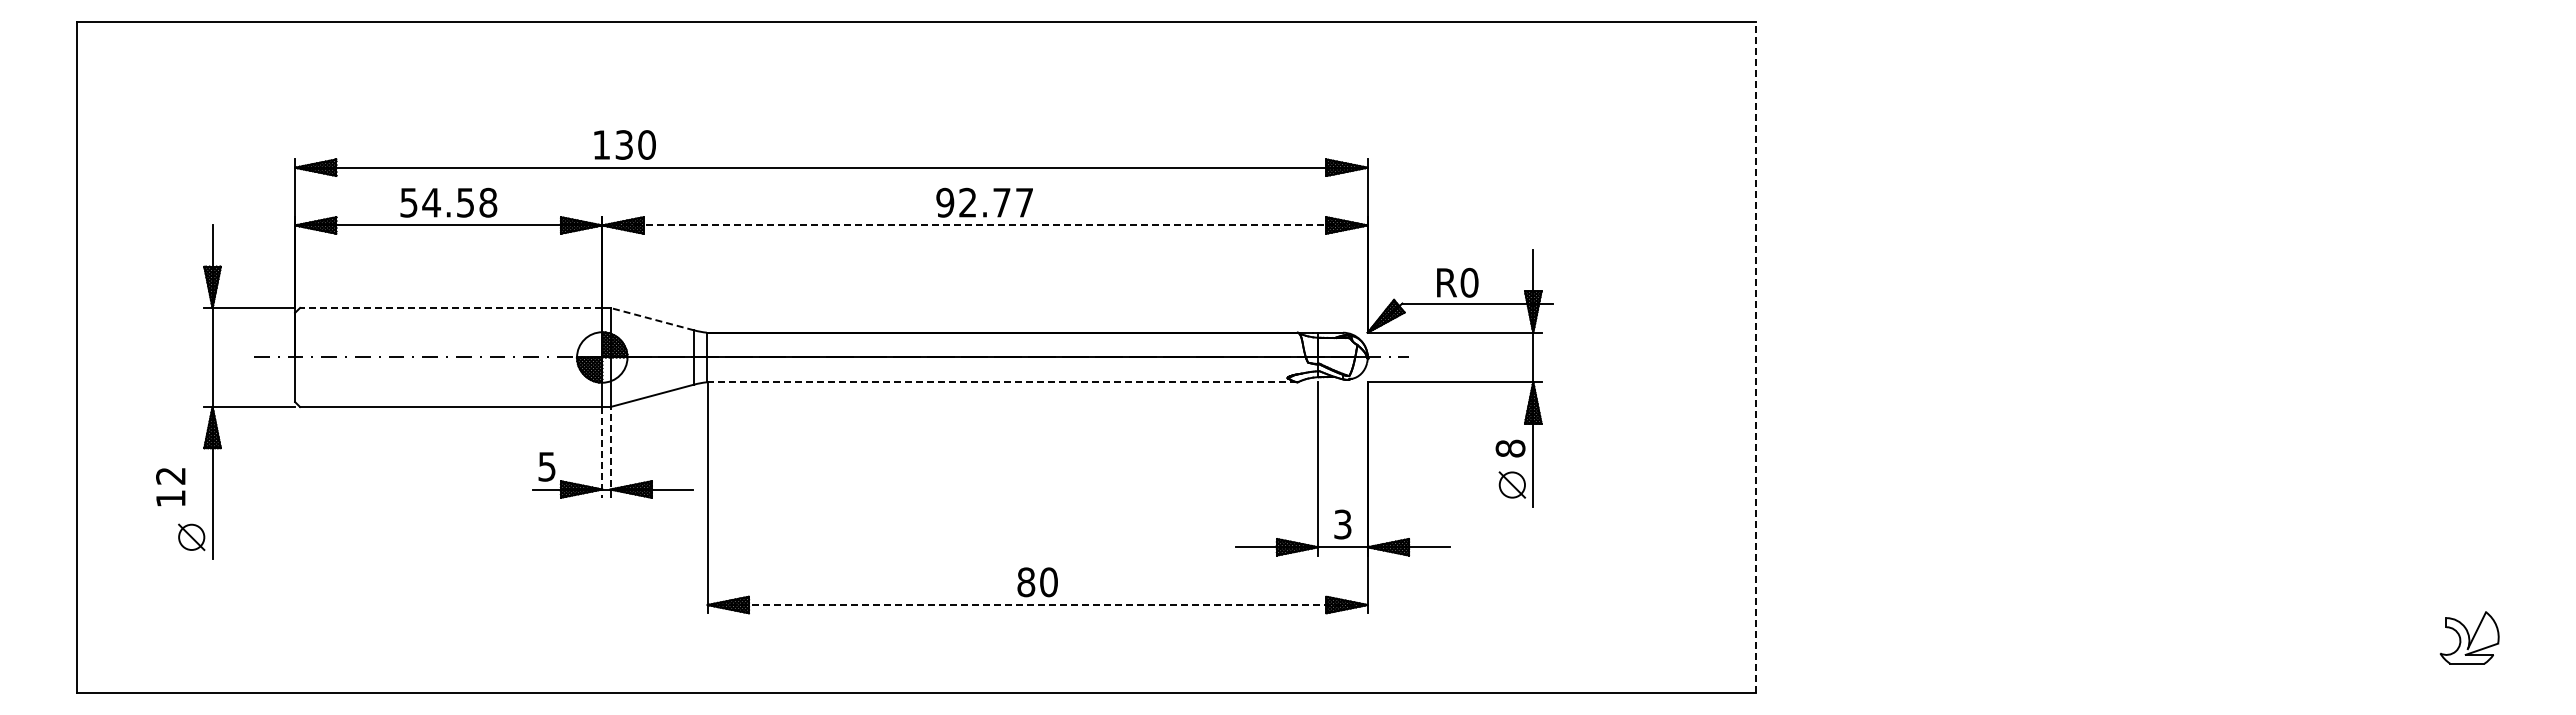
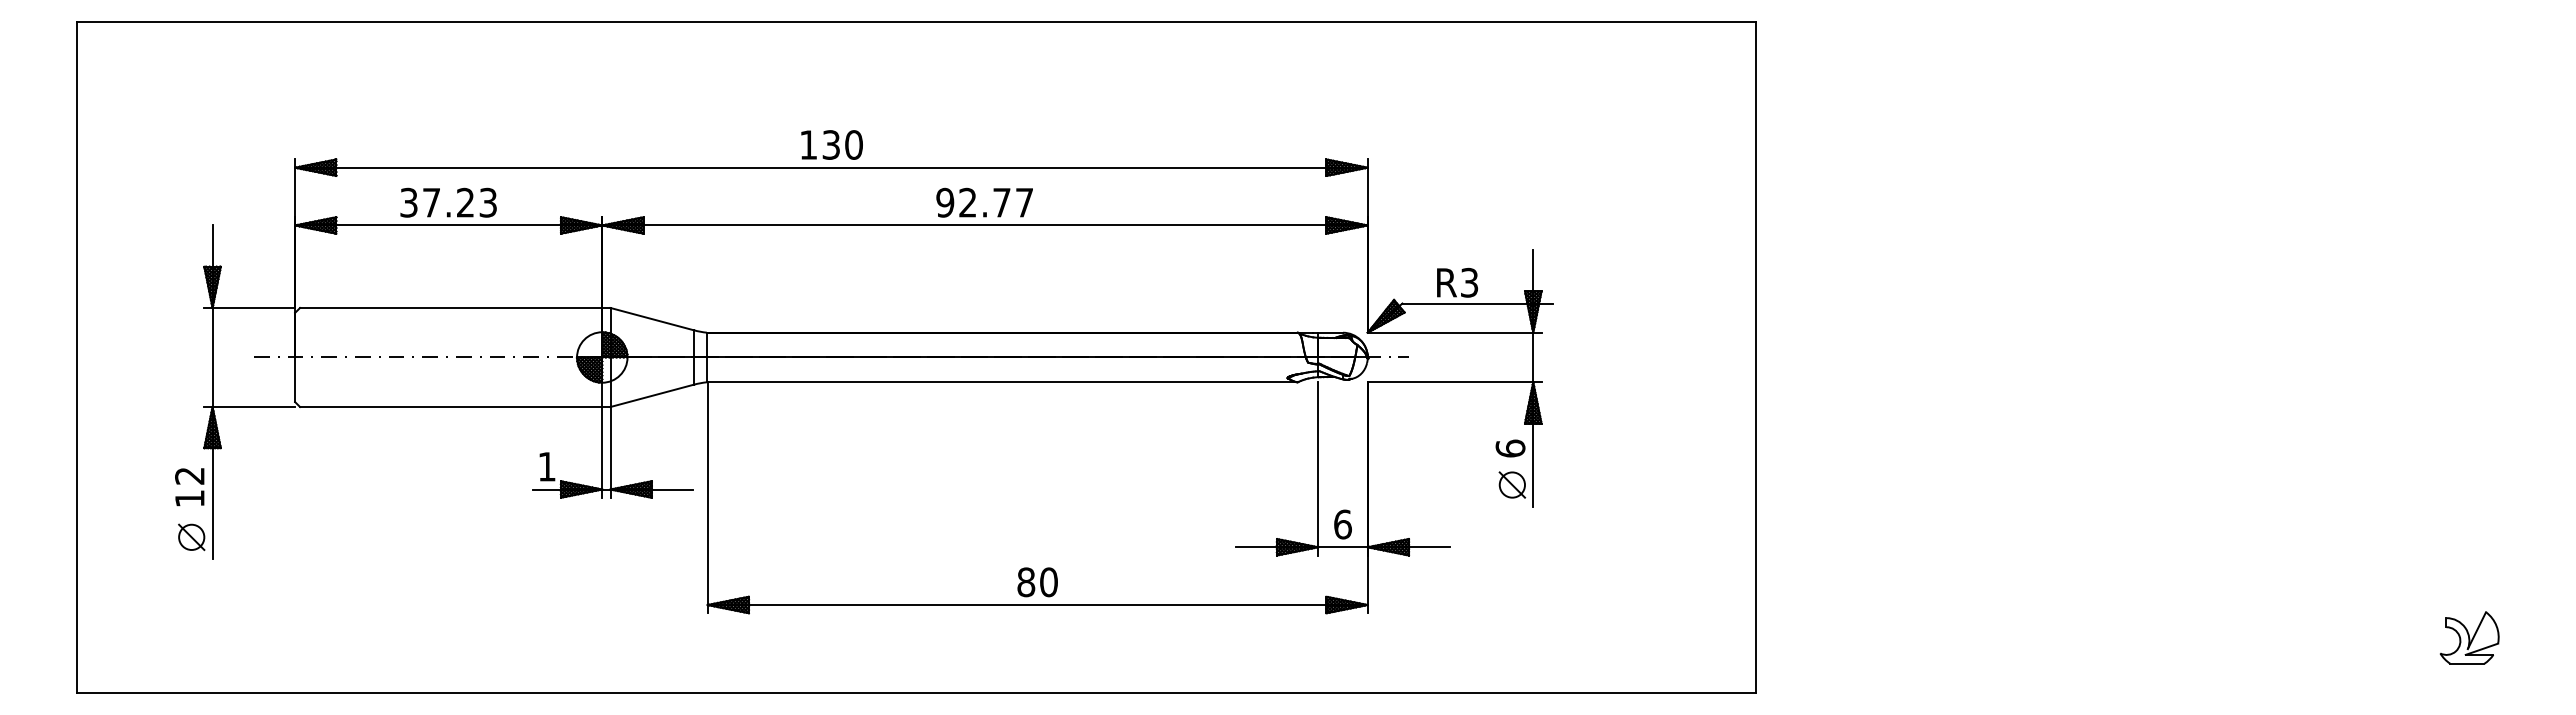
text position: (624, 144) -> (831, 144) (831, 144)
text: 54.58 -> 37.23 (449, 202)
line: dashed -> solid (985, 225)
text: R0 -> R3 (1469, 282)
line: dashed -> solid (450, 307)
line: dashed -> solid (651, 319)
line: dashed -> solid (1756, 357)
line: dashed -> solid (1002, 382)
text: 8 -> 6 (1510, 448)
line: dashed -> solid (610, 451)
line: dashed -> solid (602, 452)
text: 5 -> 1 (546, 466)
text position: (170, 487) -> (189, 487) (189, 487)
text: 3 -> 6 (1342, 524)
line: dashed -> solid (1038, 605)
